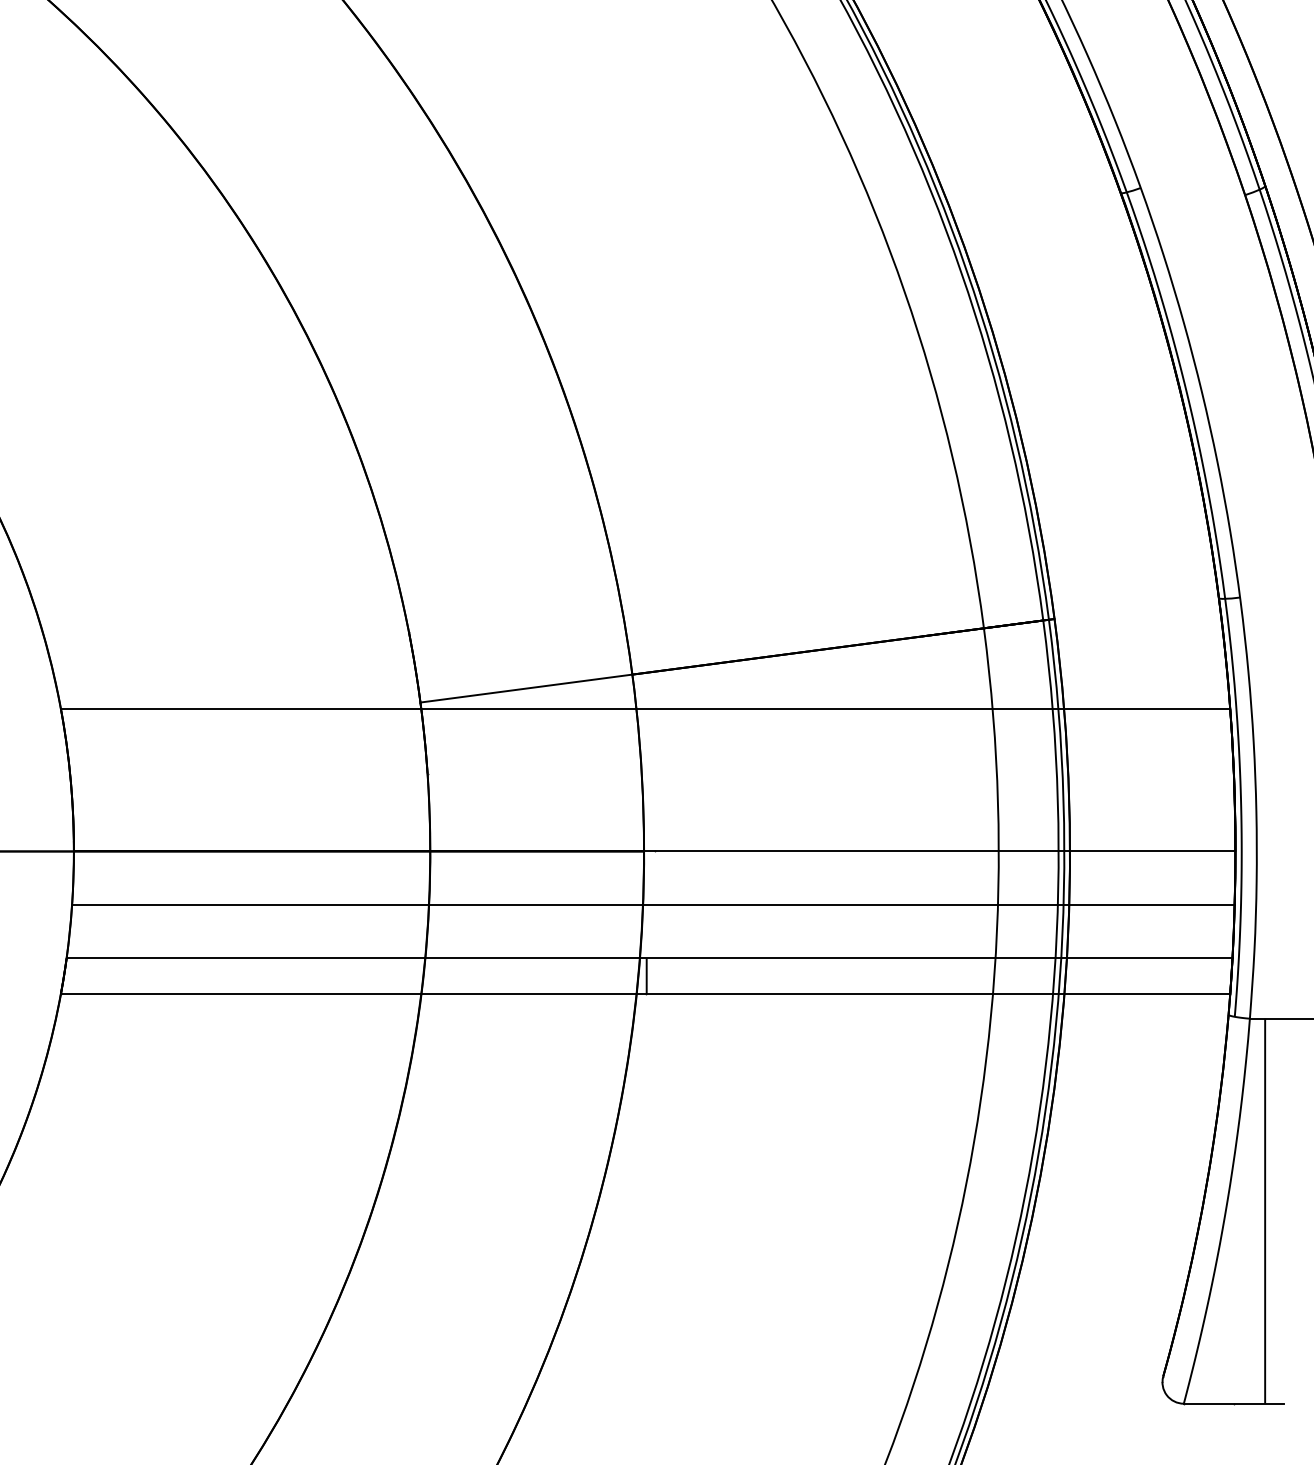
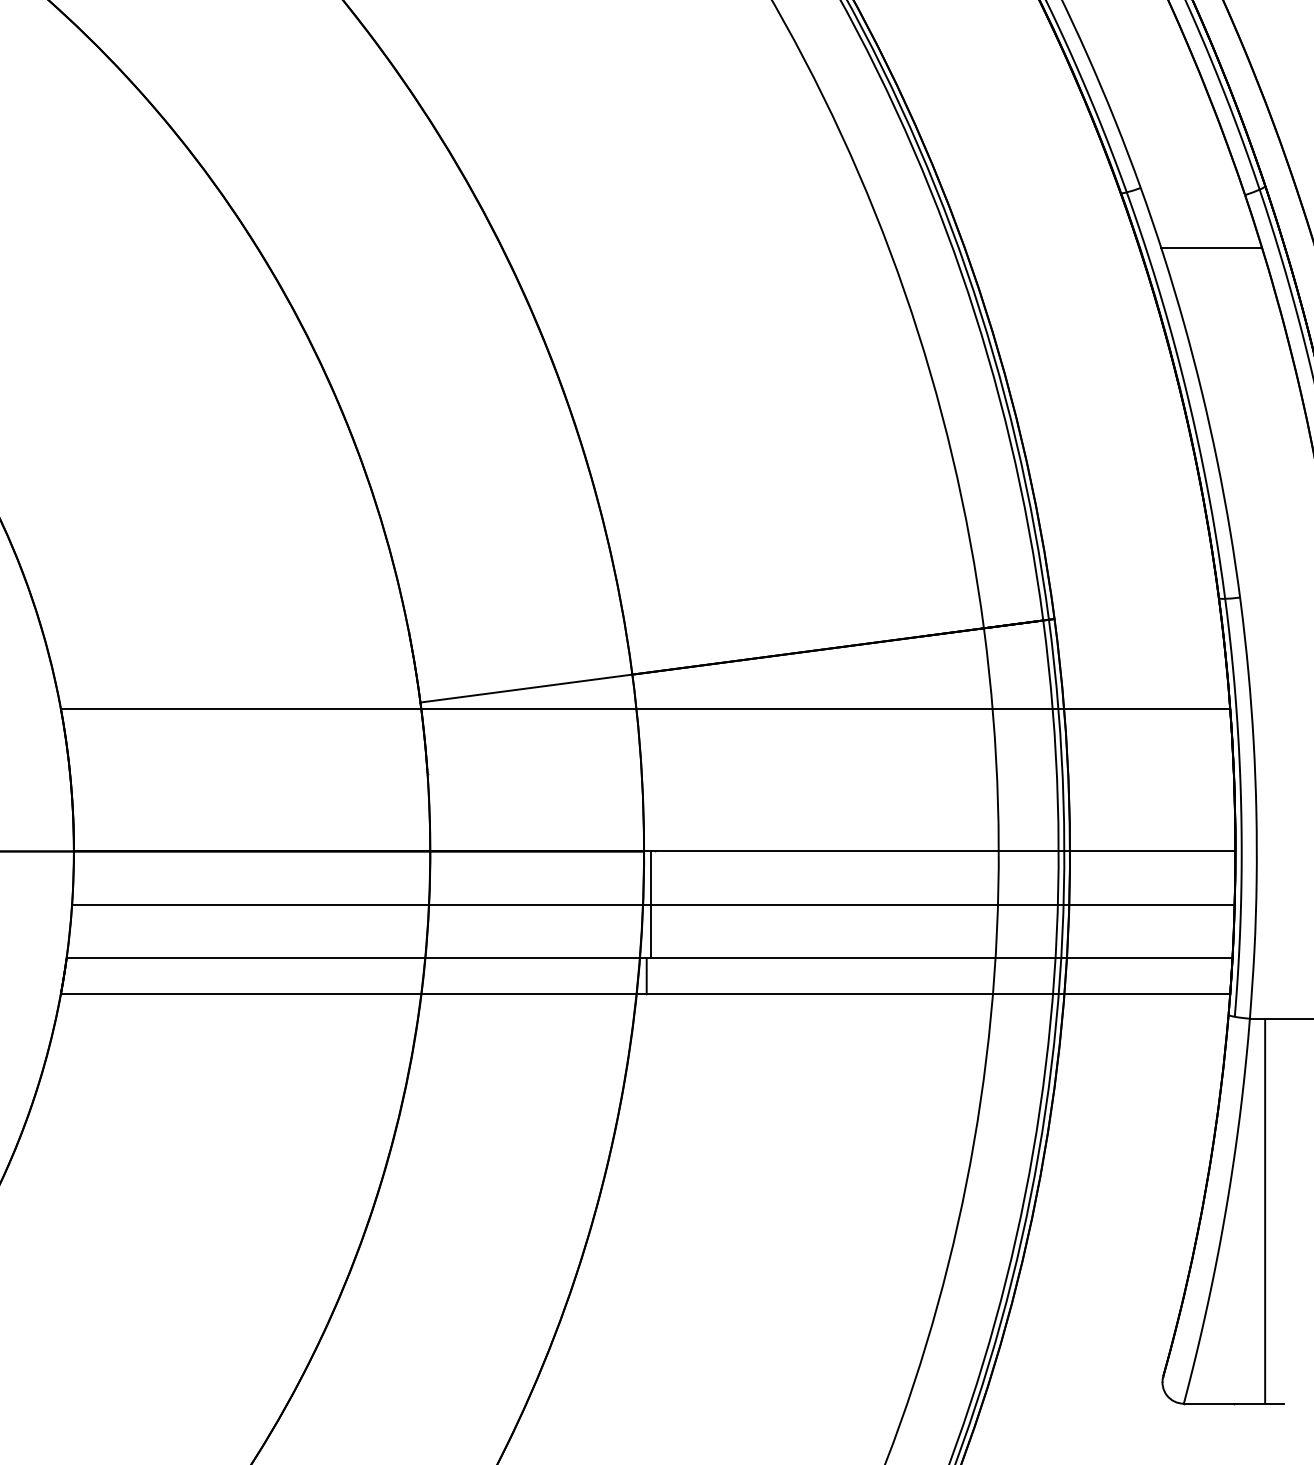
line: none -> present (1211, 248)
line: none -> present (651, 904)
